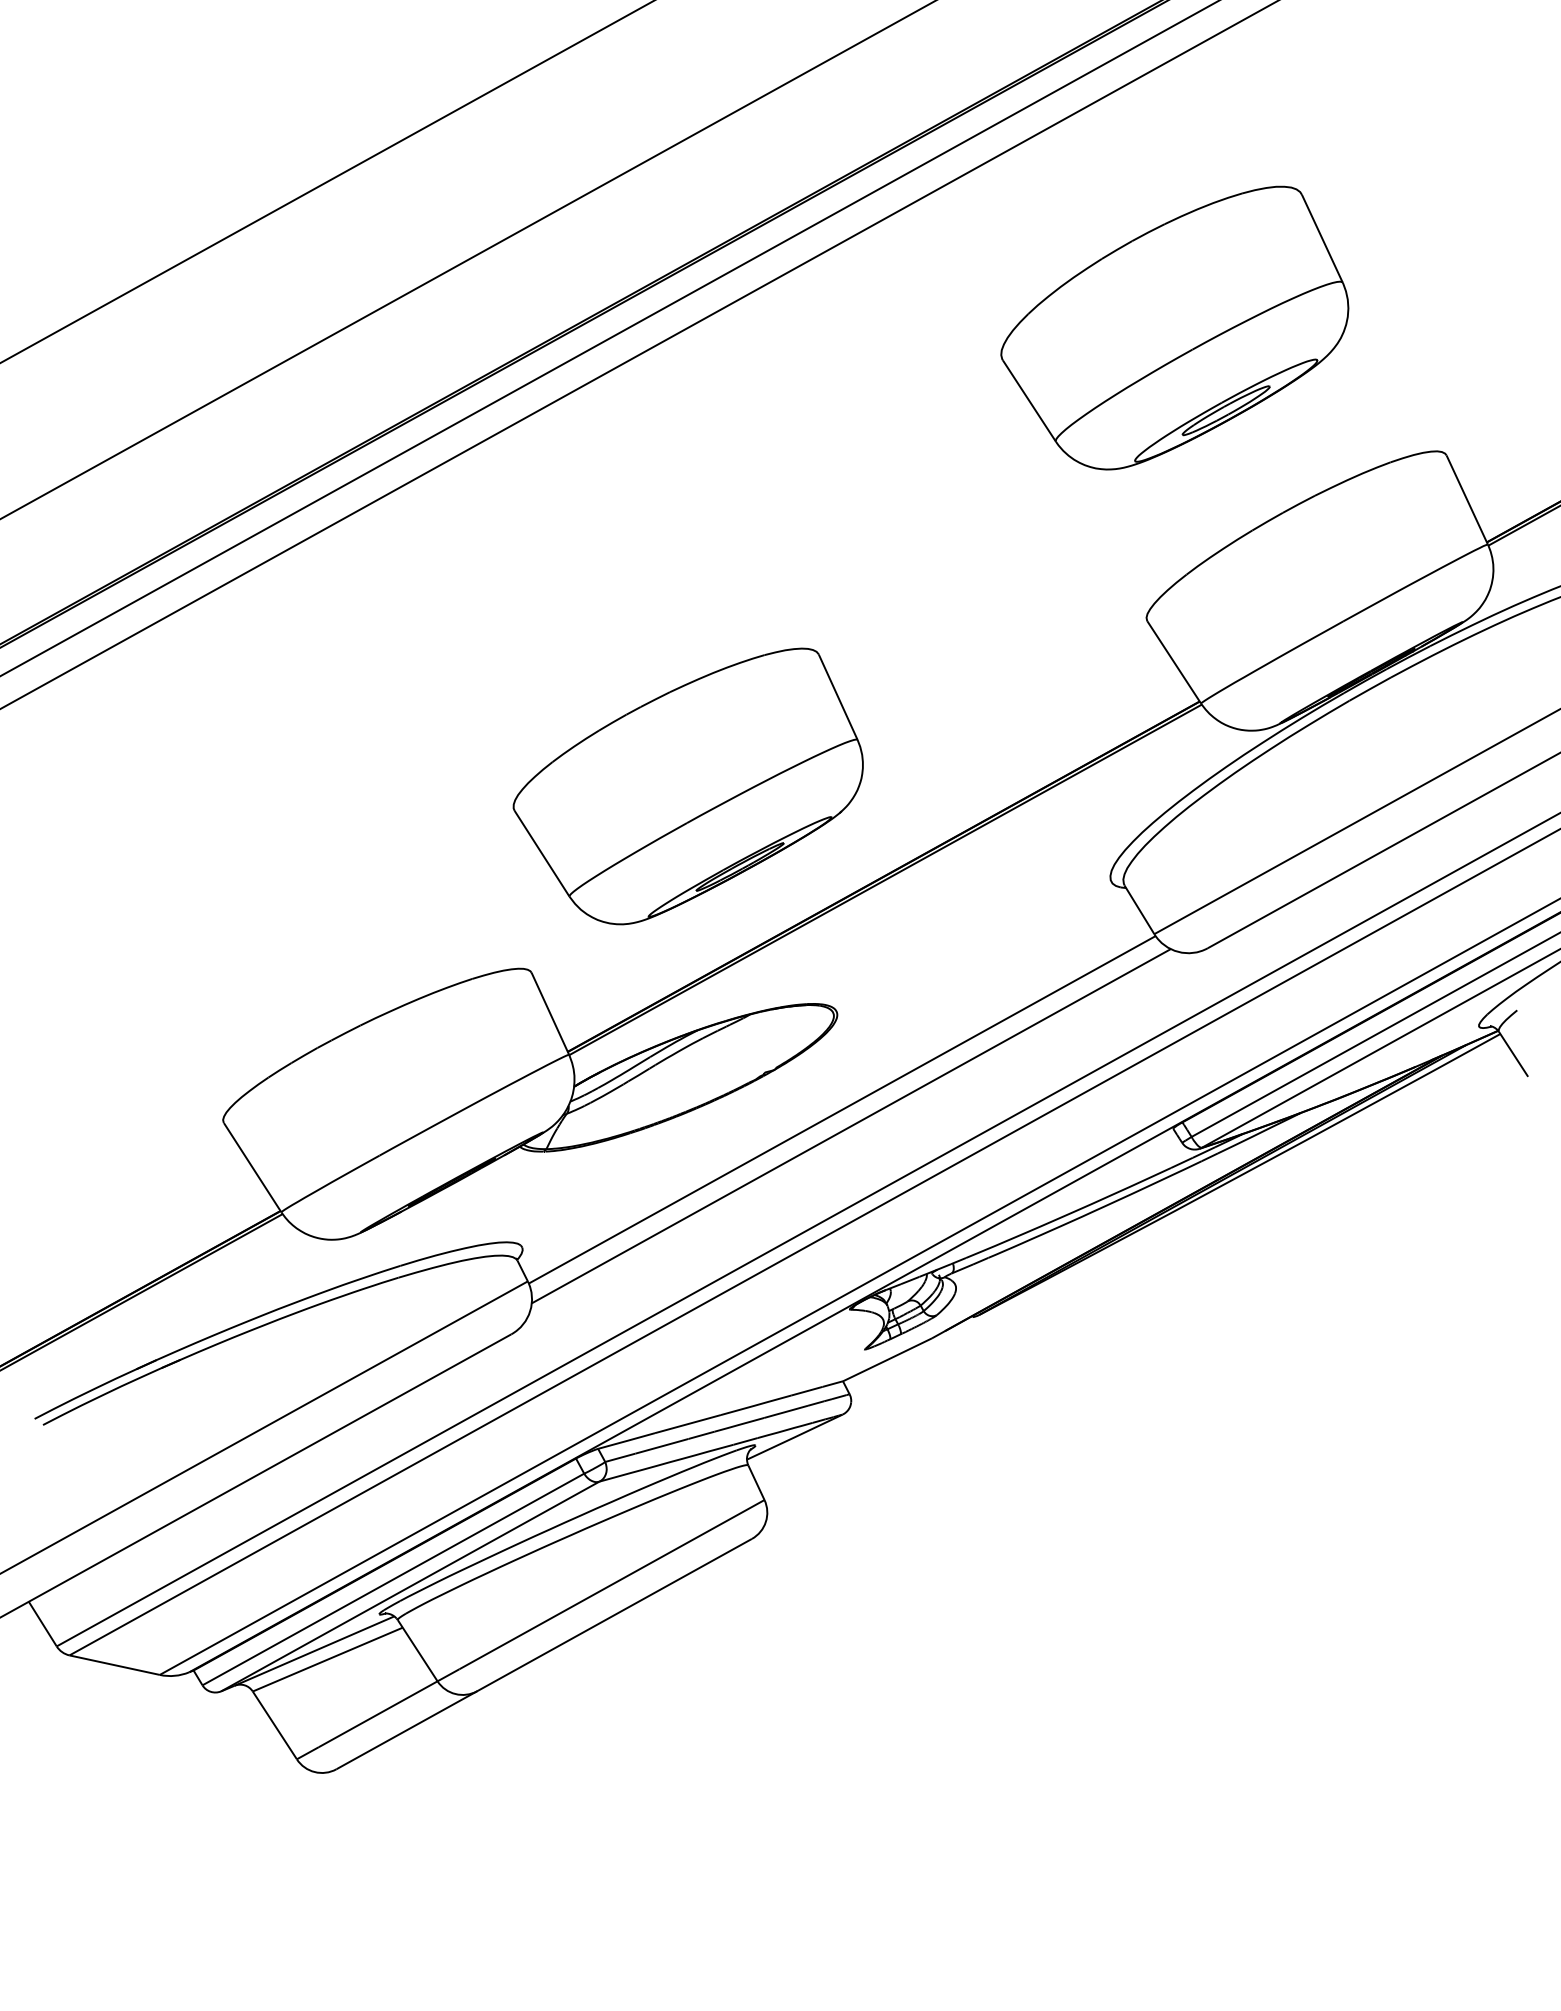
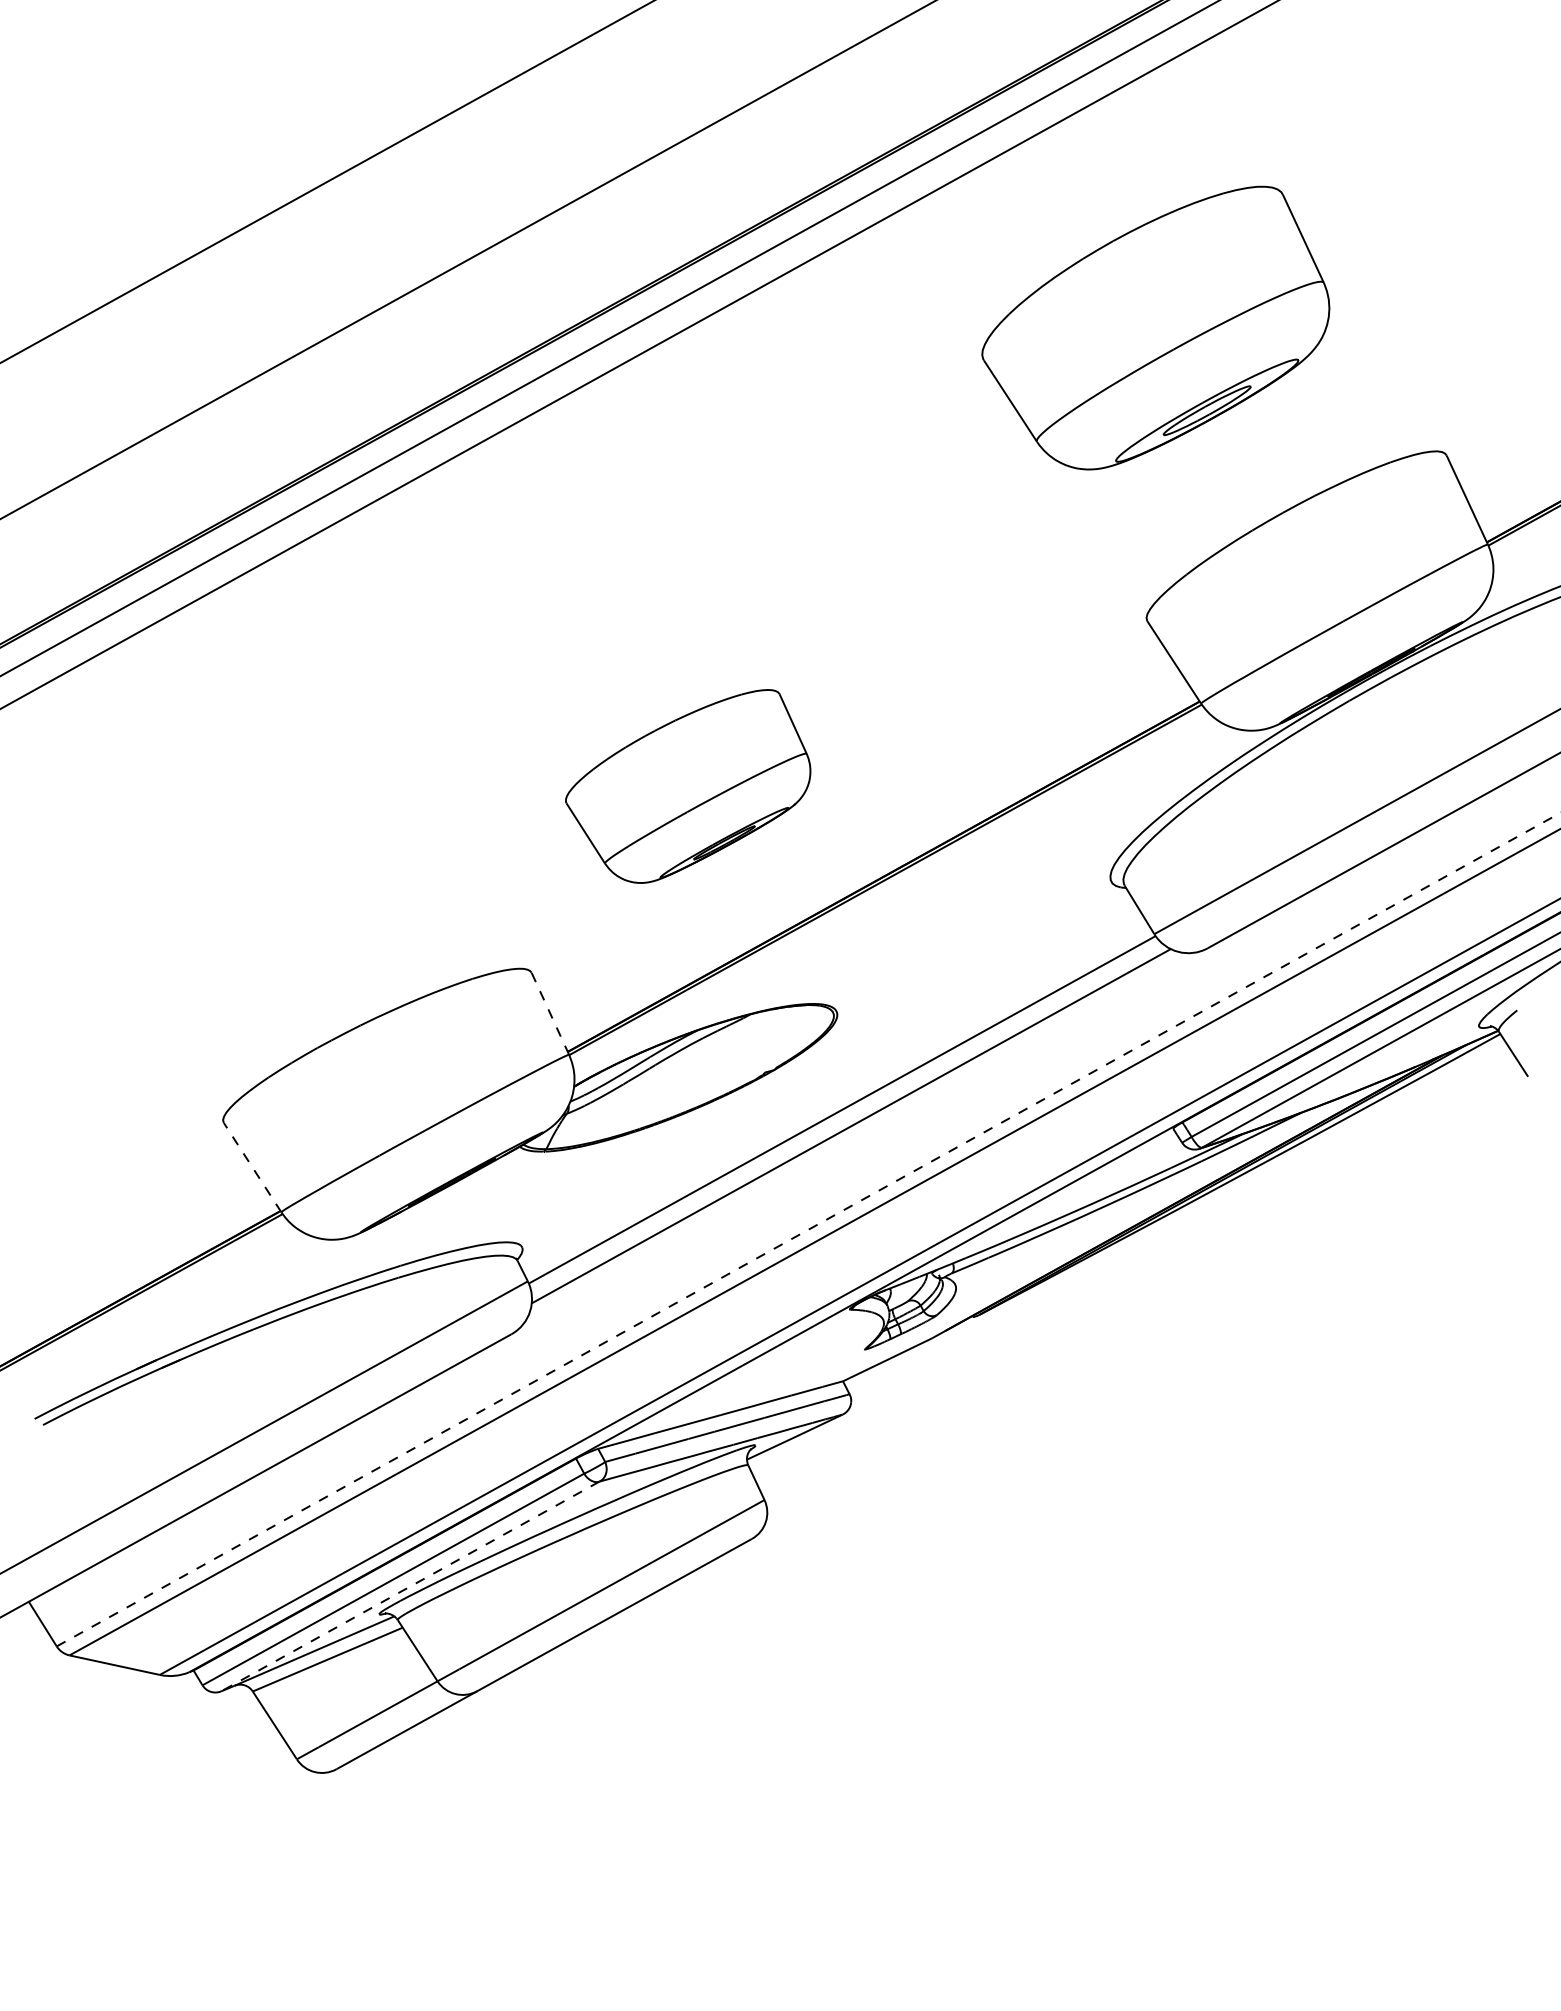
part position: (1174, 327) -> (1155, 327) (1155, 327)
part size: 352x279 px -> 247x195 px (688, 786)
line: solid -> dashed (550, 1013)
line: solid -> dashed (252, 1167)
line: solid -> dashed (808, 1229)
line: solid -> dashed (409, 1586)
